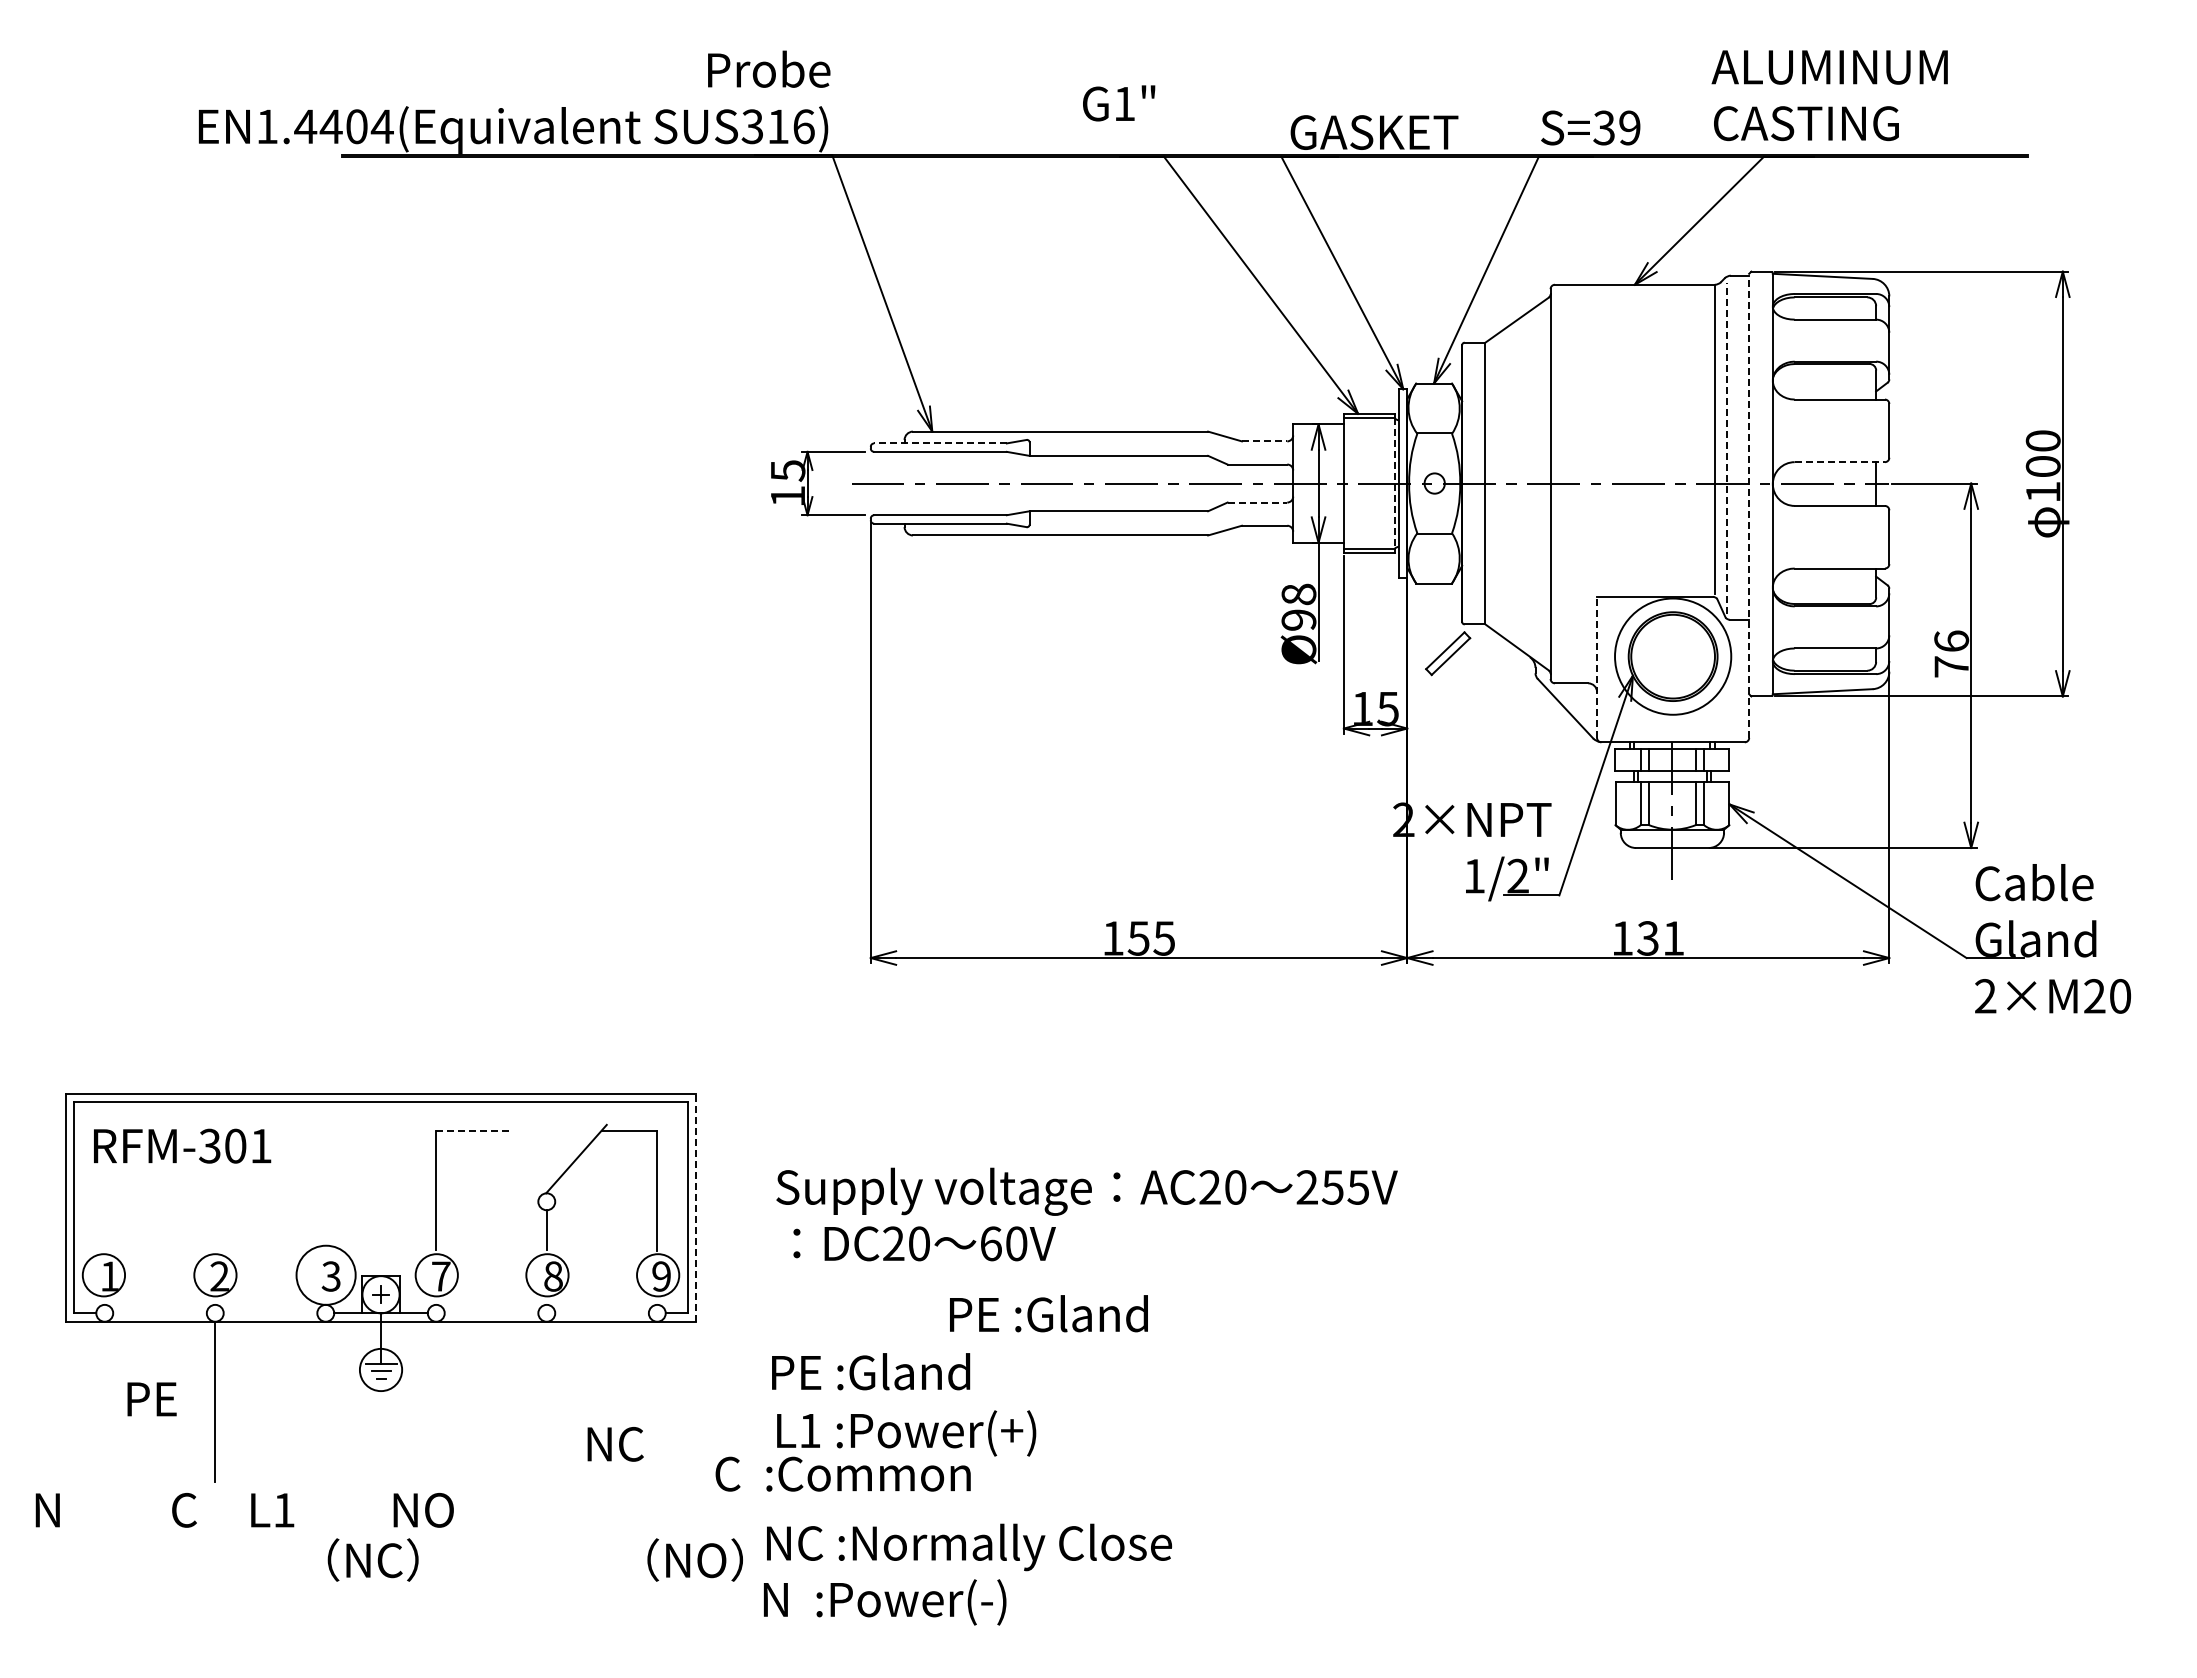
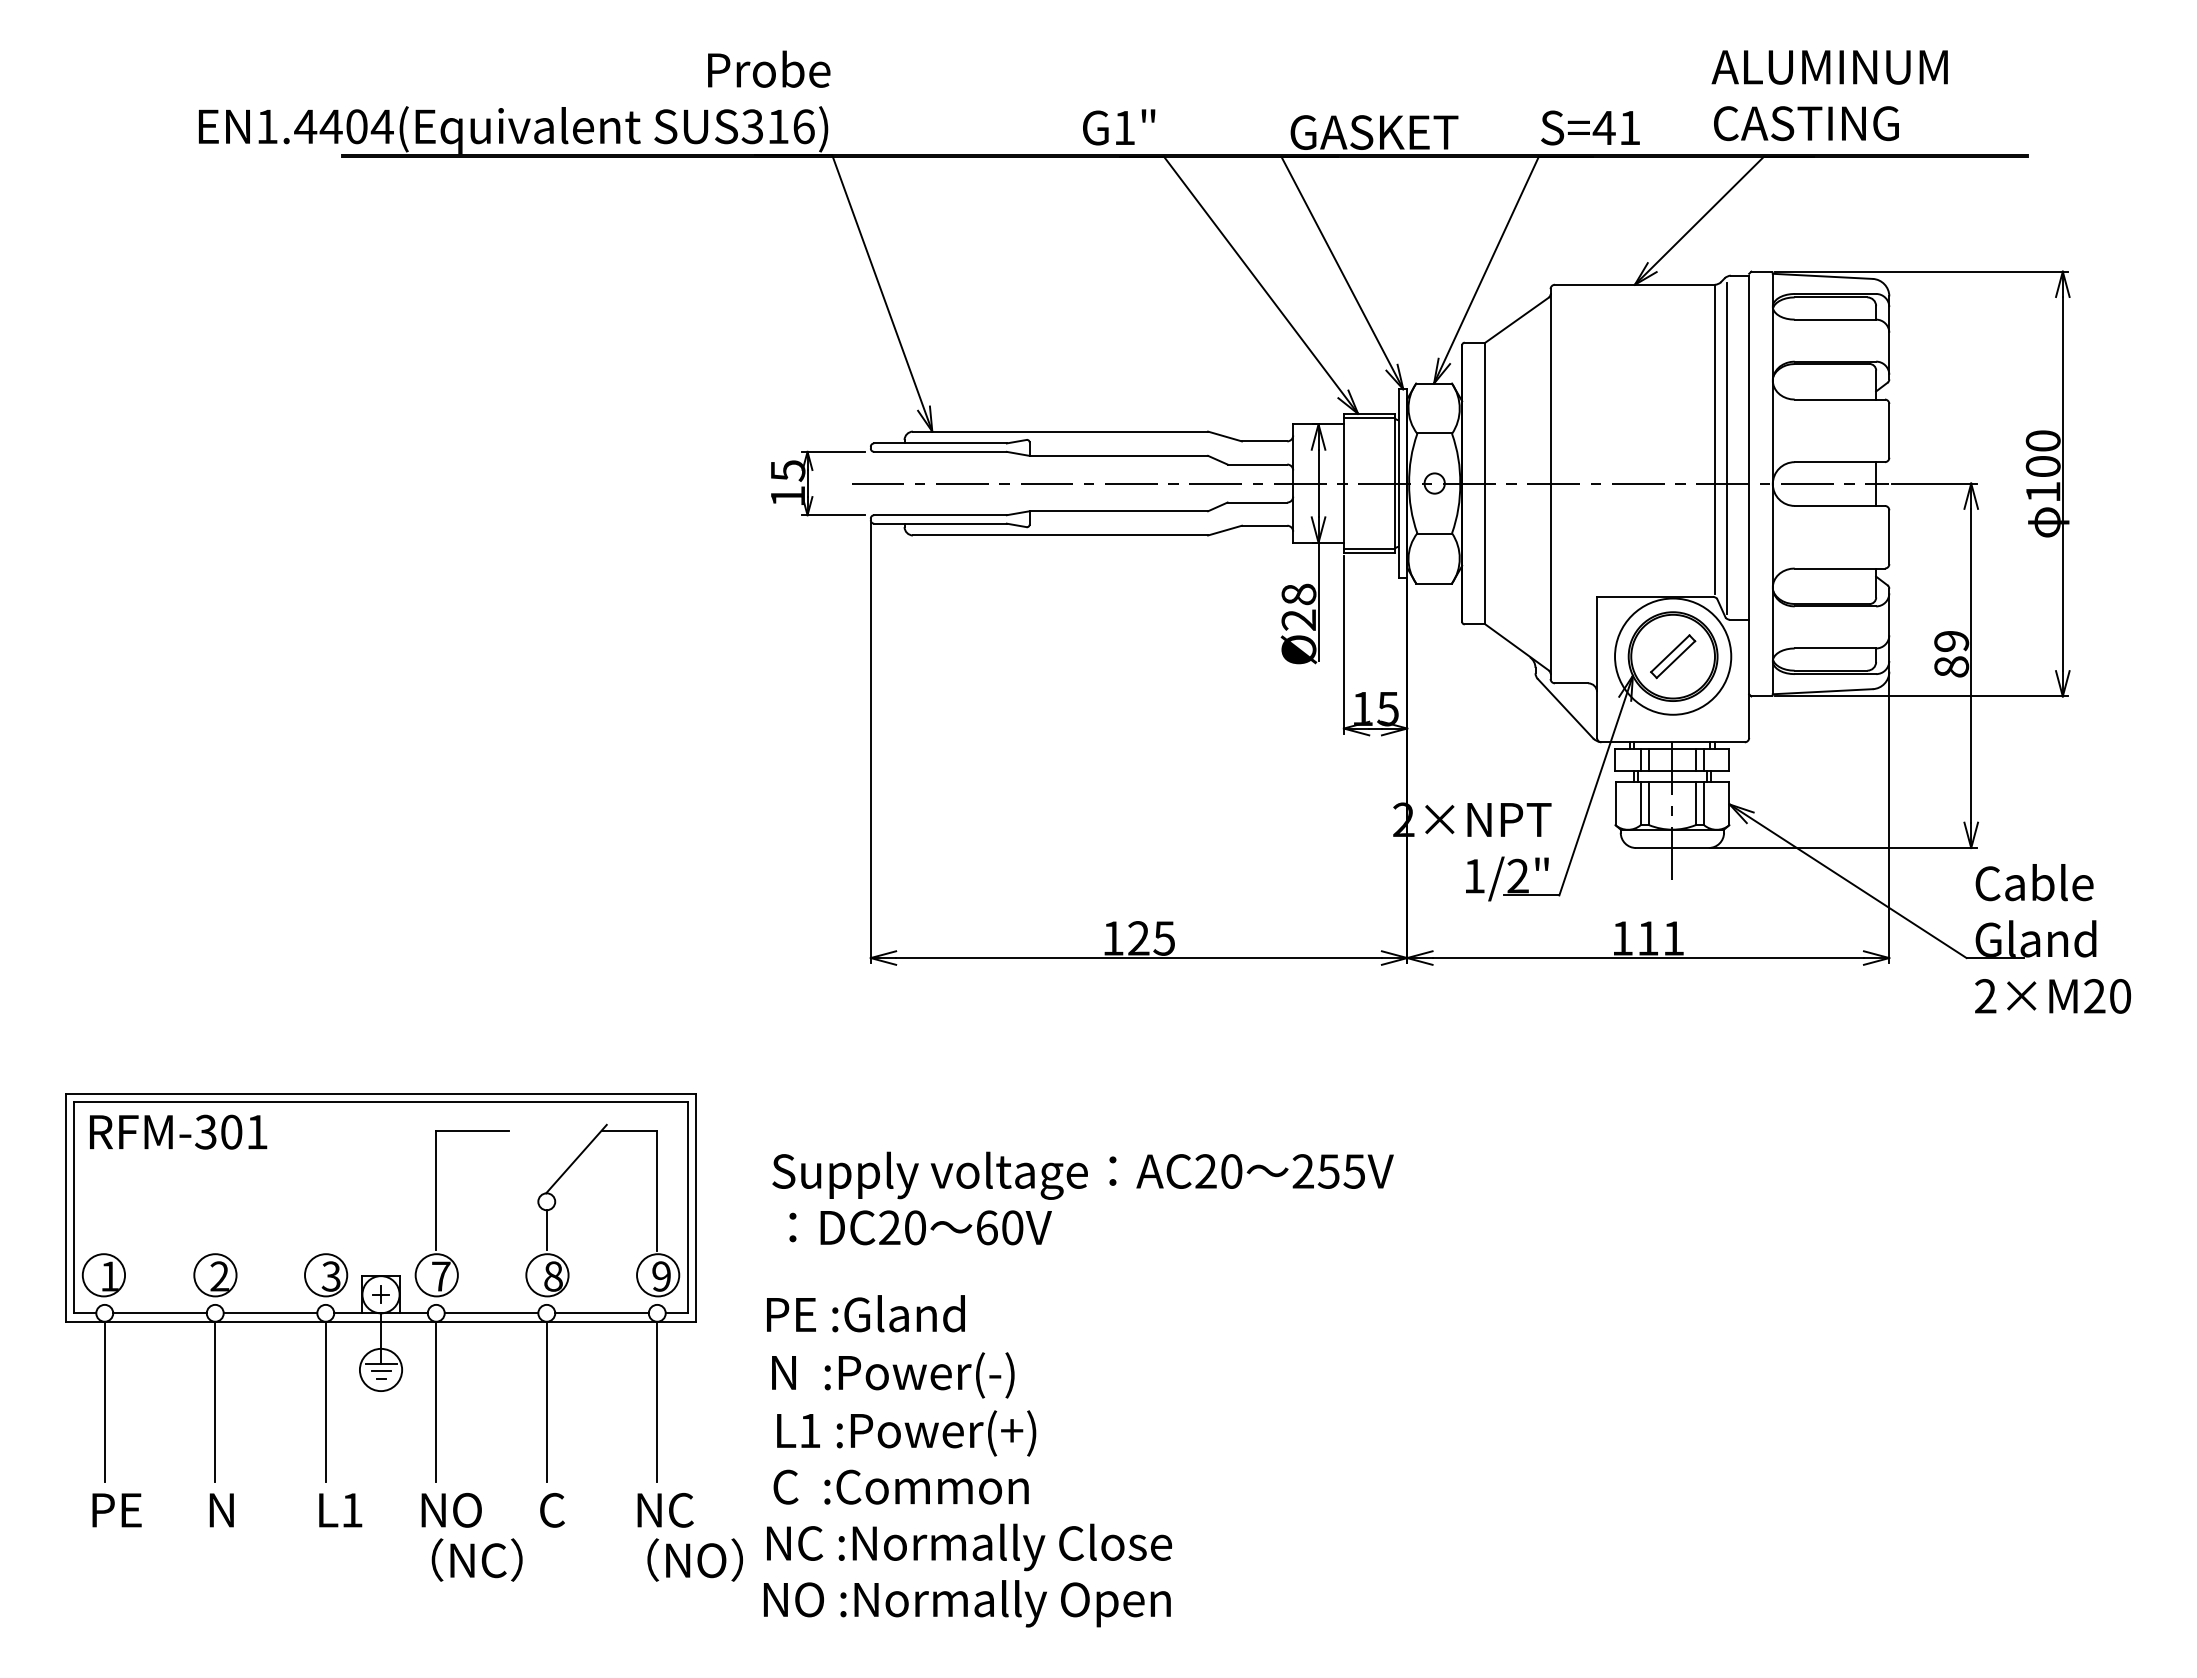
text position: (1119, 103) -> (1119, 127) (1119, 127)
text: S=39 -> S=41 (1616, 127)
line: dashed -> solid (1264, 441)
line: dashed -> solid (939, 443)
line: dashed -> solid (1727, 448)
line: dashed -> solid (1840, 462)
line: dashed -> solid (1394, 484)
line: dashed -> solid (1257, 502)
line: dashed -> solid (1749, 506)
text: Ø98 -> Ø28 (1299, 619)
part position: (1448, 653) -> (1673, 656) (1673, 656)
text: 76 -> 89 (1951, 653)
line: dashed -> solid (1597, 667)
text: 155 -> 125 (1138, 938)
text: 131 -> 111 (1647, 938)
line: dashed -> solid (472, 1130)
text position: (182, 1145) -> (178, 1131) (178, 1131)
line: dashed -> solid (696, 1207)
text position: (1086, 1214) -> (1082, 1198) (1082, 1198)
circle diameter: 59 px -> 42 px (326, 1275)
line: none -> present (159, 1313)
line: none -> present (270, 1313)
line: none -> present (491, 1313)
line: none -> present (601, 1313)
text position: (1048, 1313) -> (865, 1313) (865, 1313)
text: PE :Gland -> N  :Power(-) (894, 1375)
text position: (151, 1399) -> (116, 1510) (116, 1510)
line: none -> present (104, 1401)
line: none -> present (325, 1401)
line: none -> present (436, 1401)
line: none -> present (546, 1401)
line: none -> present (657, 1401)
text position: (615, 1444) -> (665, 1510) (665, 1510)
text position: (842, 1473) -> (900, 1486) (900, 1486)
text position: (47, 1510) -> (221, 1510) (221, 1510)
text position: (184, 1510) -> (552, 1510) (552, 1510)
text position: (272, 1510) -> (340, 1510) (340, 1510)
text position: (423, 1510) -> (451, 1510) (451, 1510)
text position: (372, 1559) -> (476, 1559) (476, 1559)
text: N  :Power(-) -> NO :Normally Open (982, 1603)
